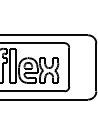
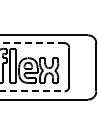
line: solid -> dashed (31, 43)
line: solid -> dashed (32, 91)
